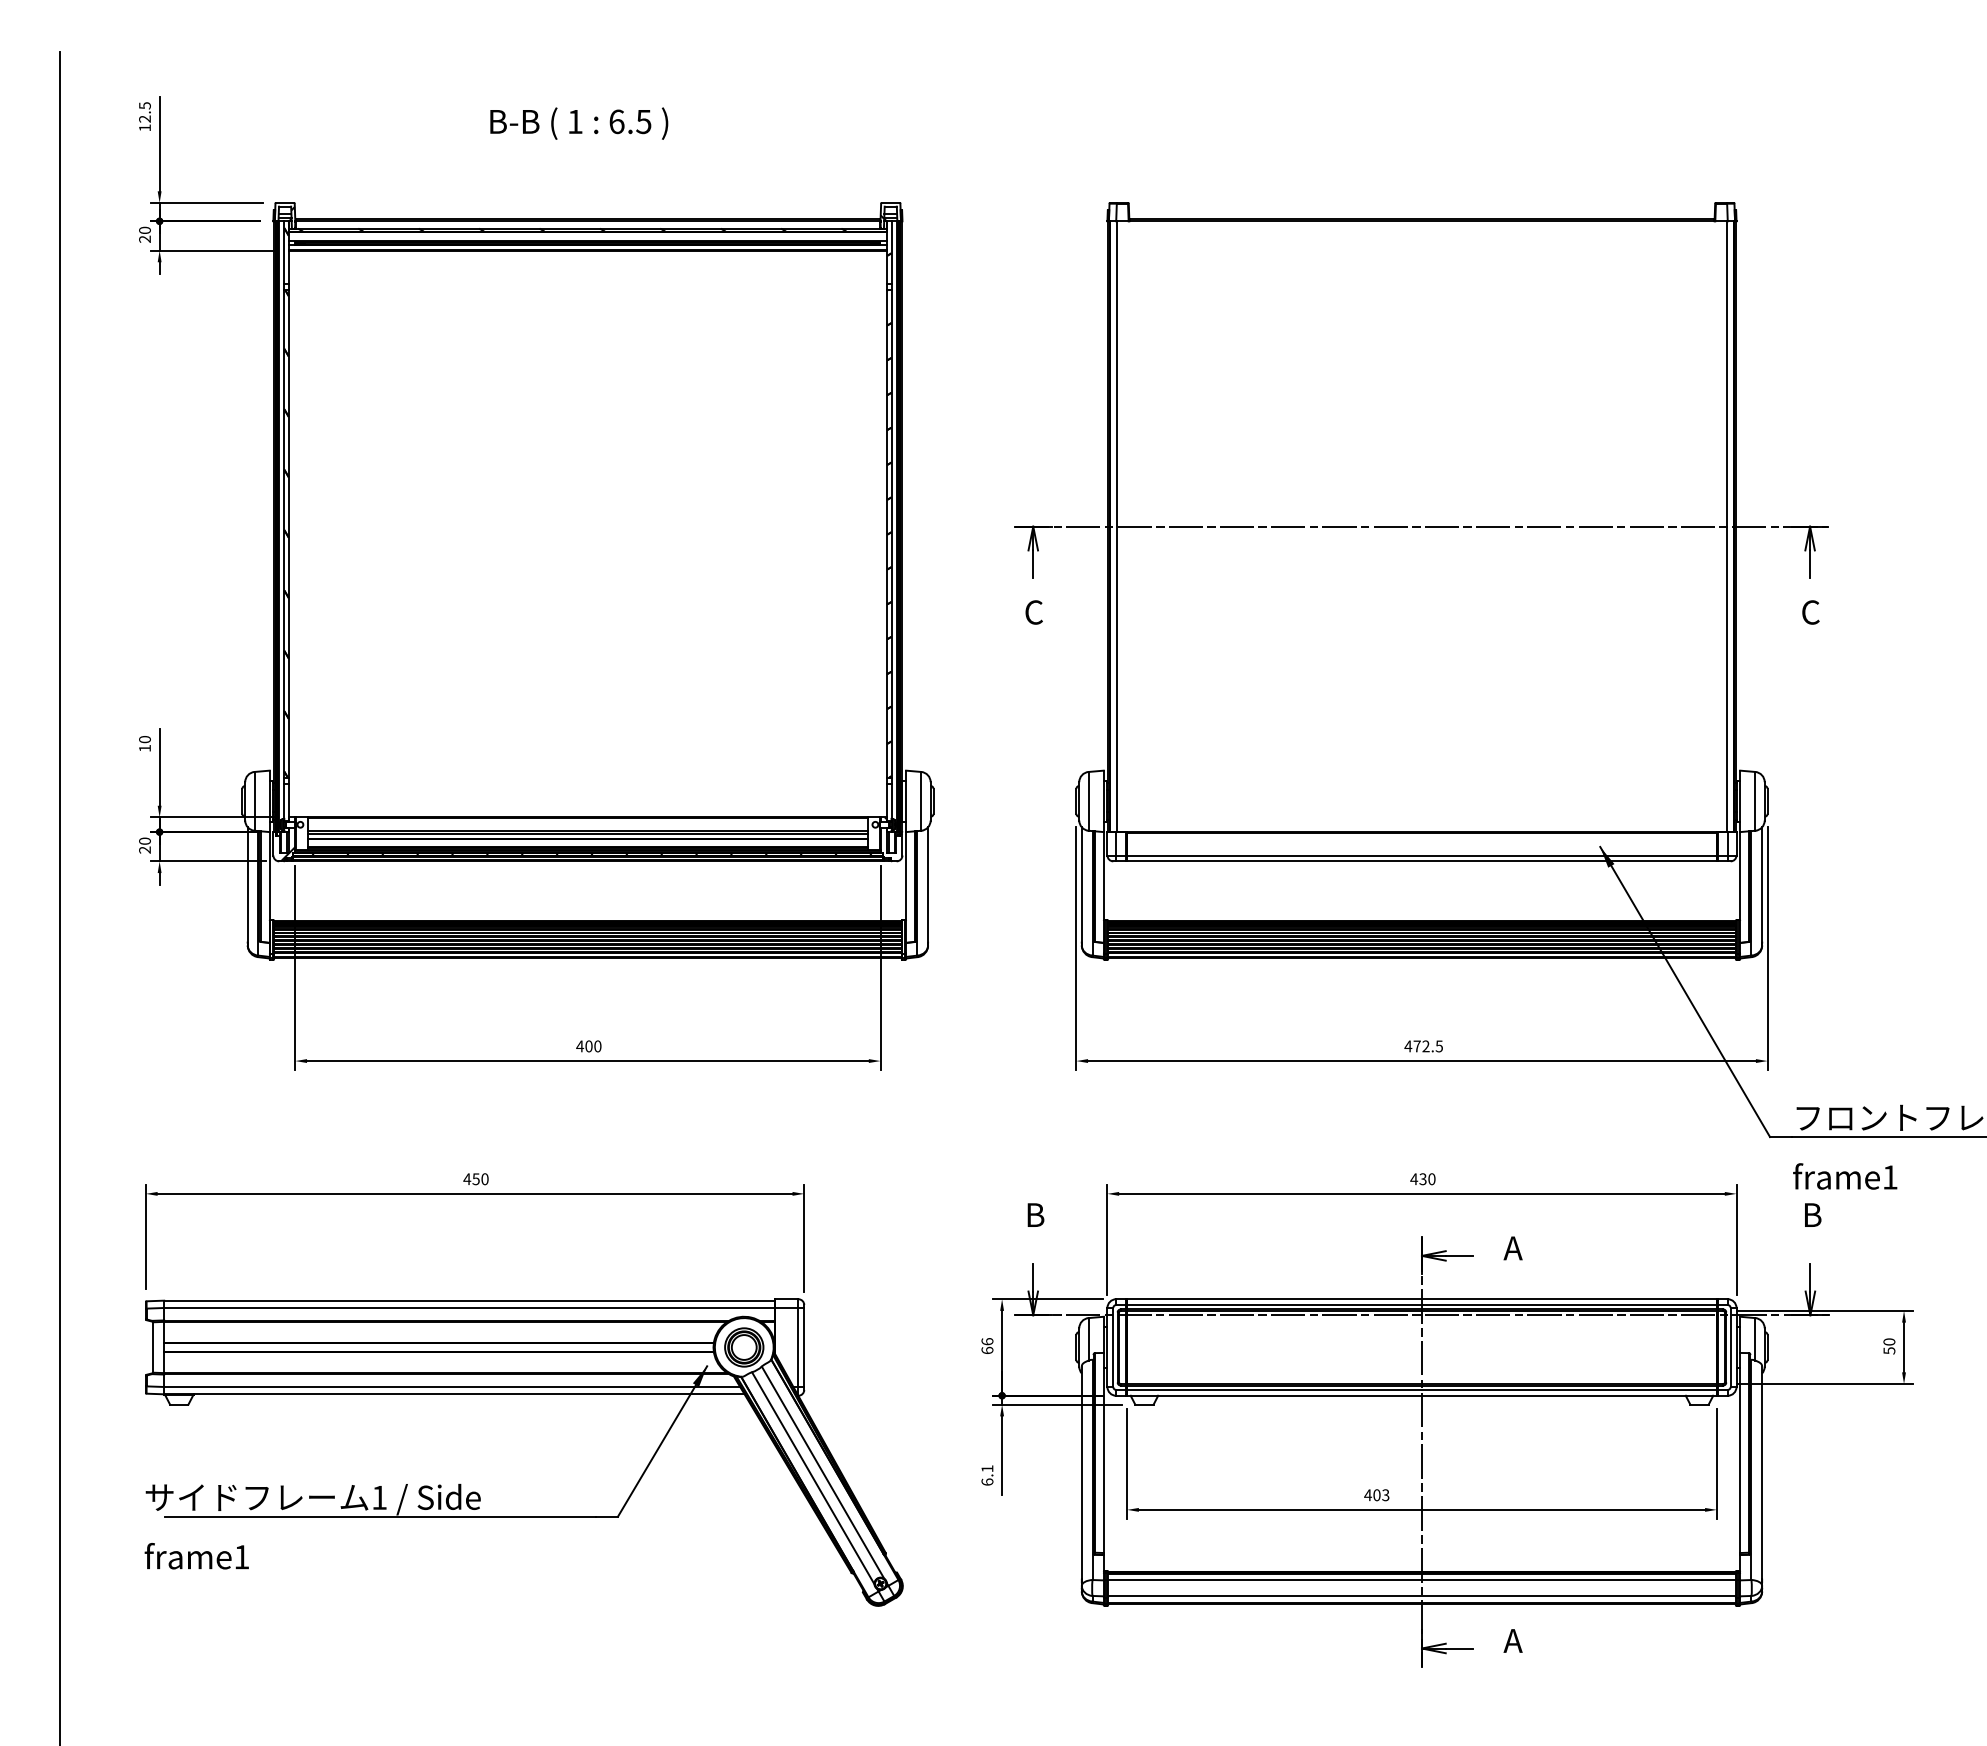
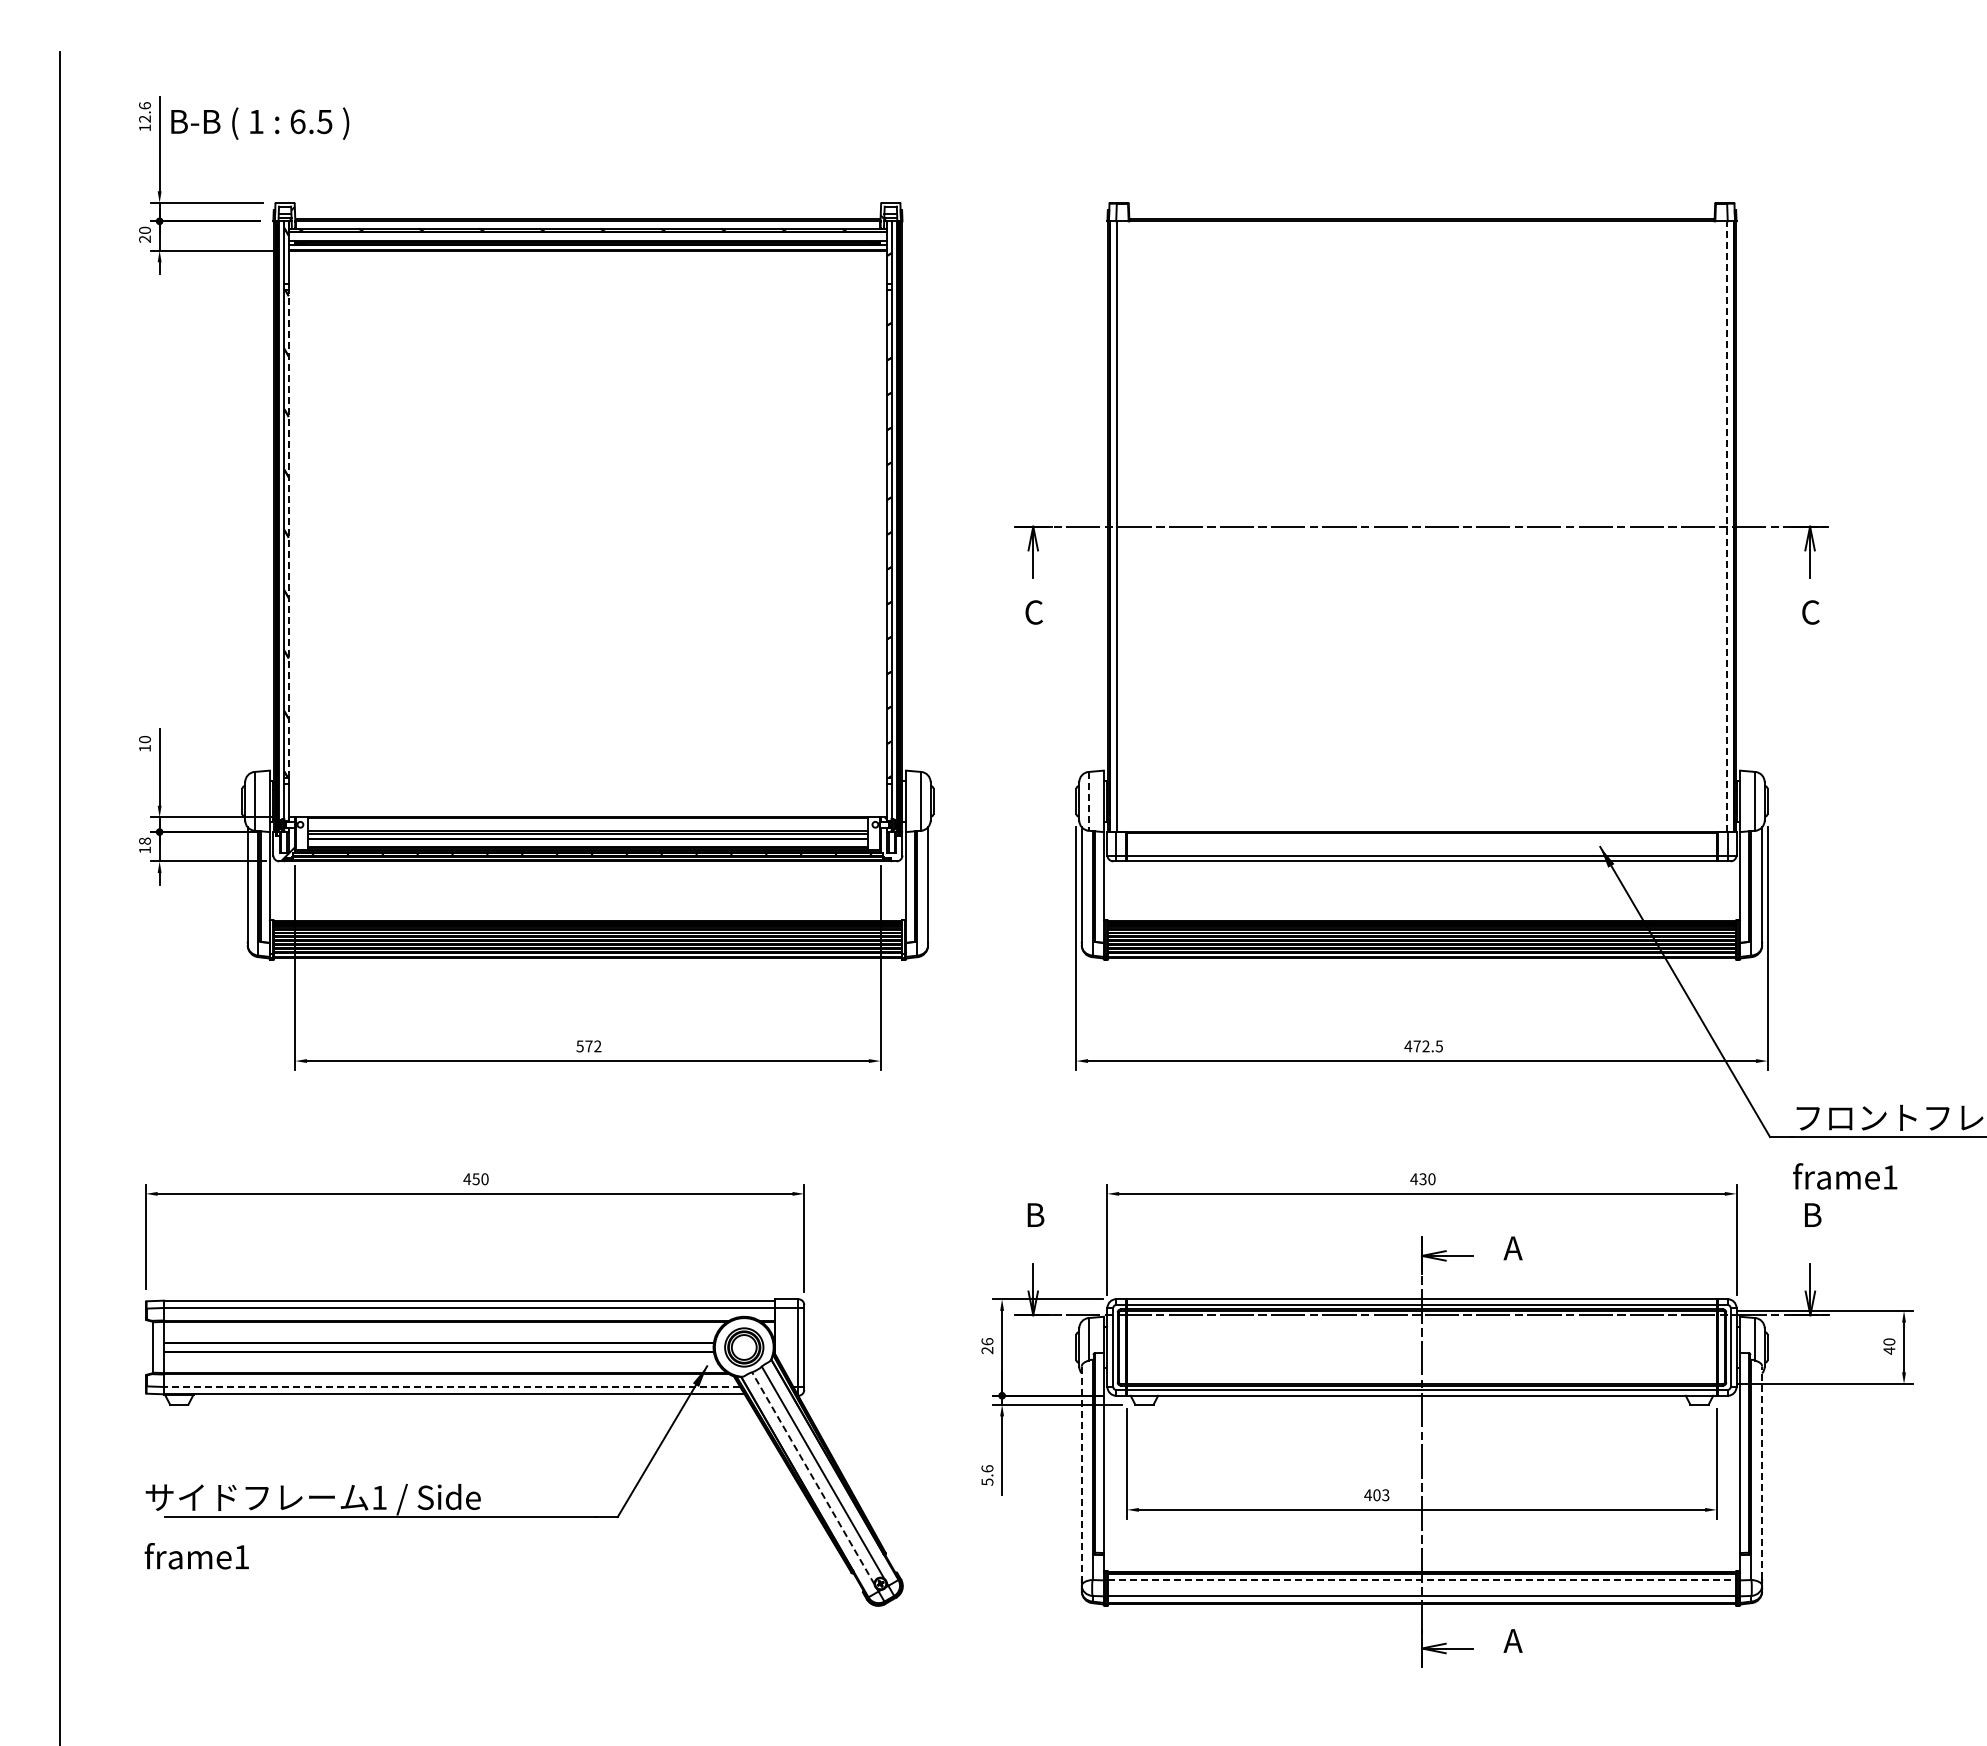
text: 12.5 -> 12.6 (144, 105)
text position: (579, 123) -> (260, 123) (260, 123)
line: solid -> dashed (1727, 526)
line: solid -> dashed (288, 534)
line: solid -> dashed (1088, 801)
text: 20 -> 18 (144, 845)
text: 400 -> 572 (588, 1046)
text: 66 -> 26 (987, 1350)
text: 50 -> 40 (1889, 1350)
line: solid -> dashed (451, 1387)
line: solid -> dashed (1762, 1472)
line: solid -> dashed (1081, 1473)
text: 6.1 -> 5.6 (987, 1475)
line: solid -> dashed (813, 1477)
line: solid -> dashed (1421, 1580)
